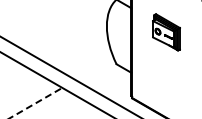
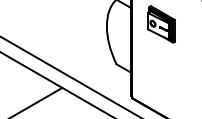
part position: (166, 32) -> (161, 24) (161, 24)
line: dashed -> solid (35, 103)
